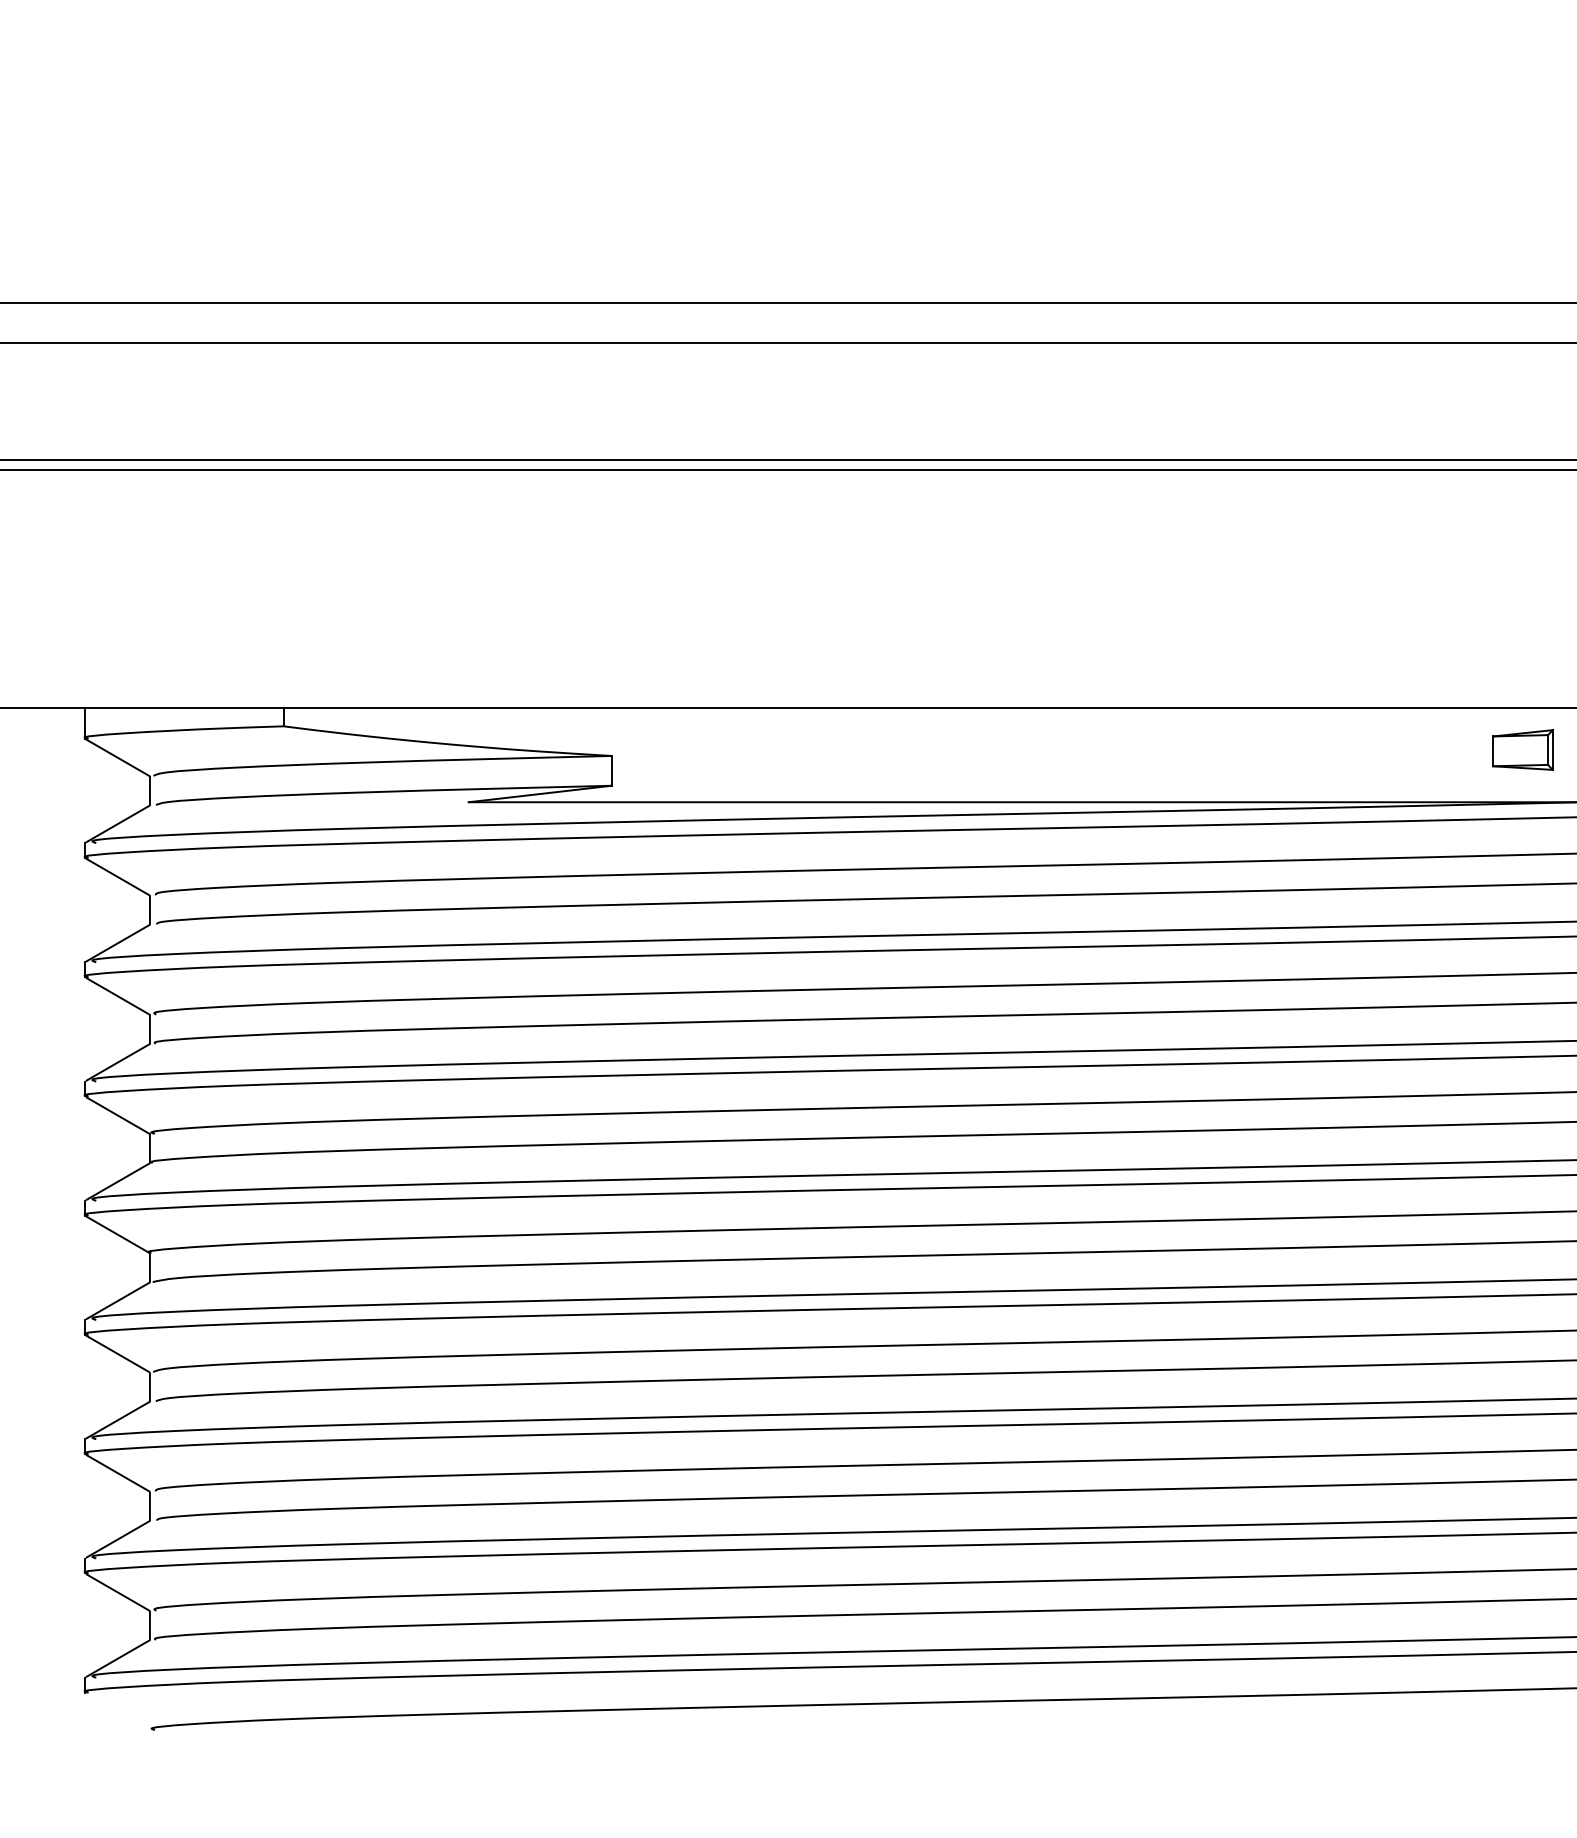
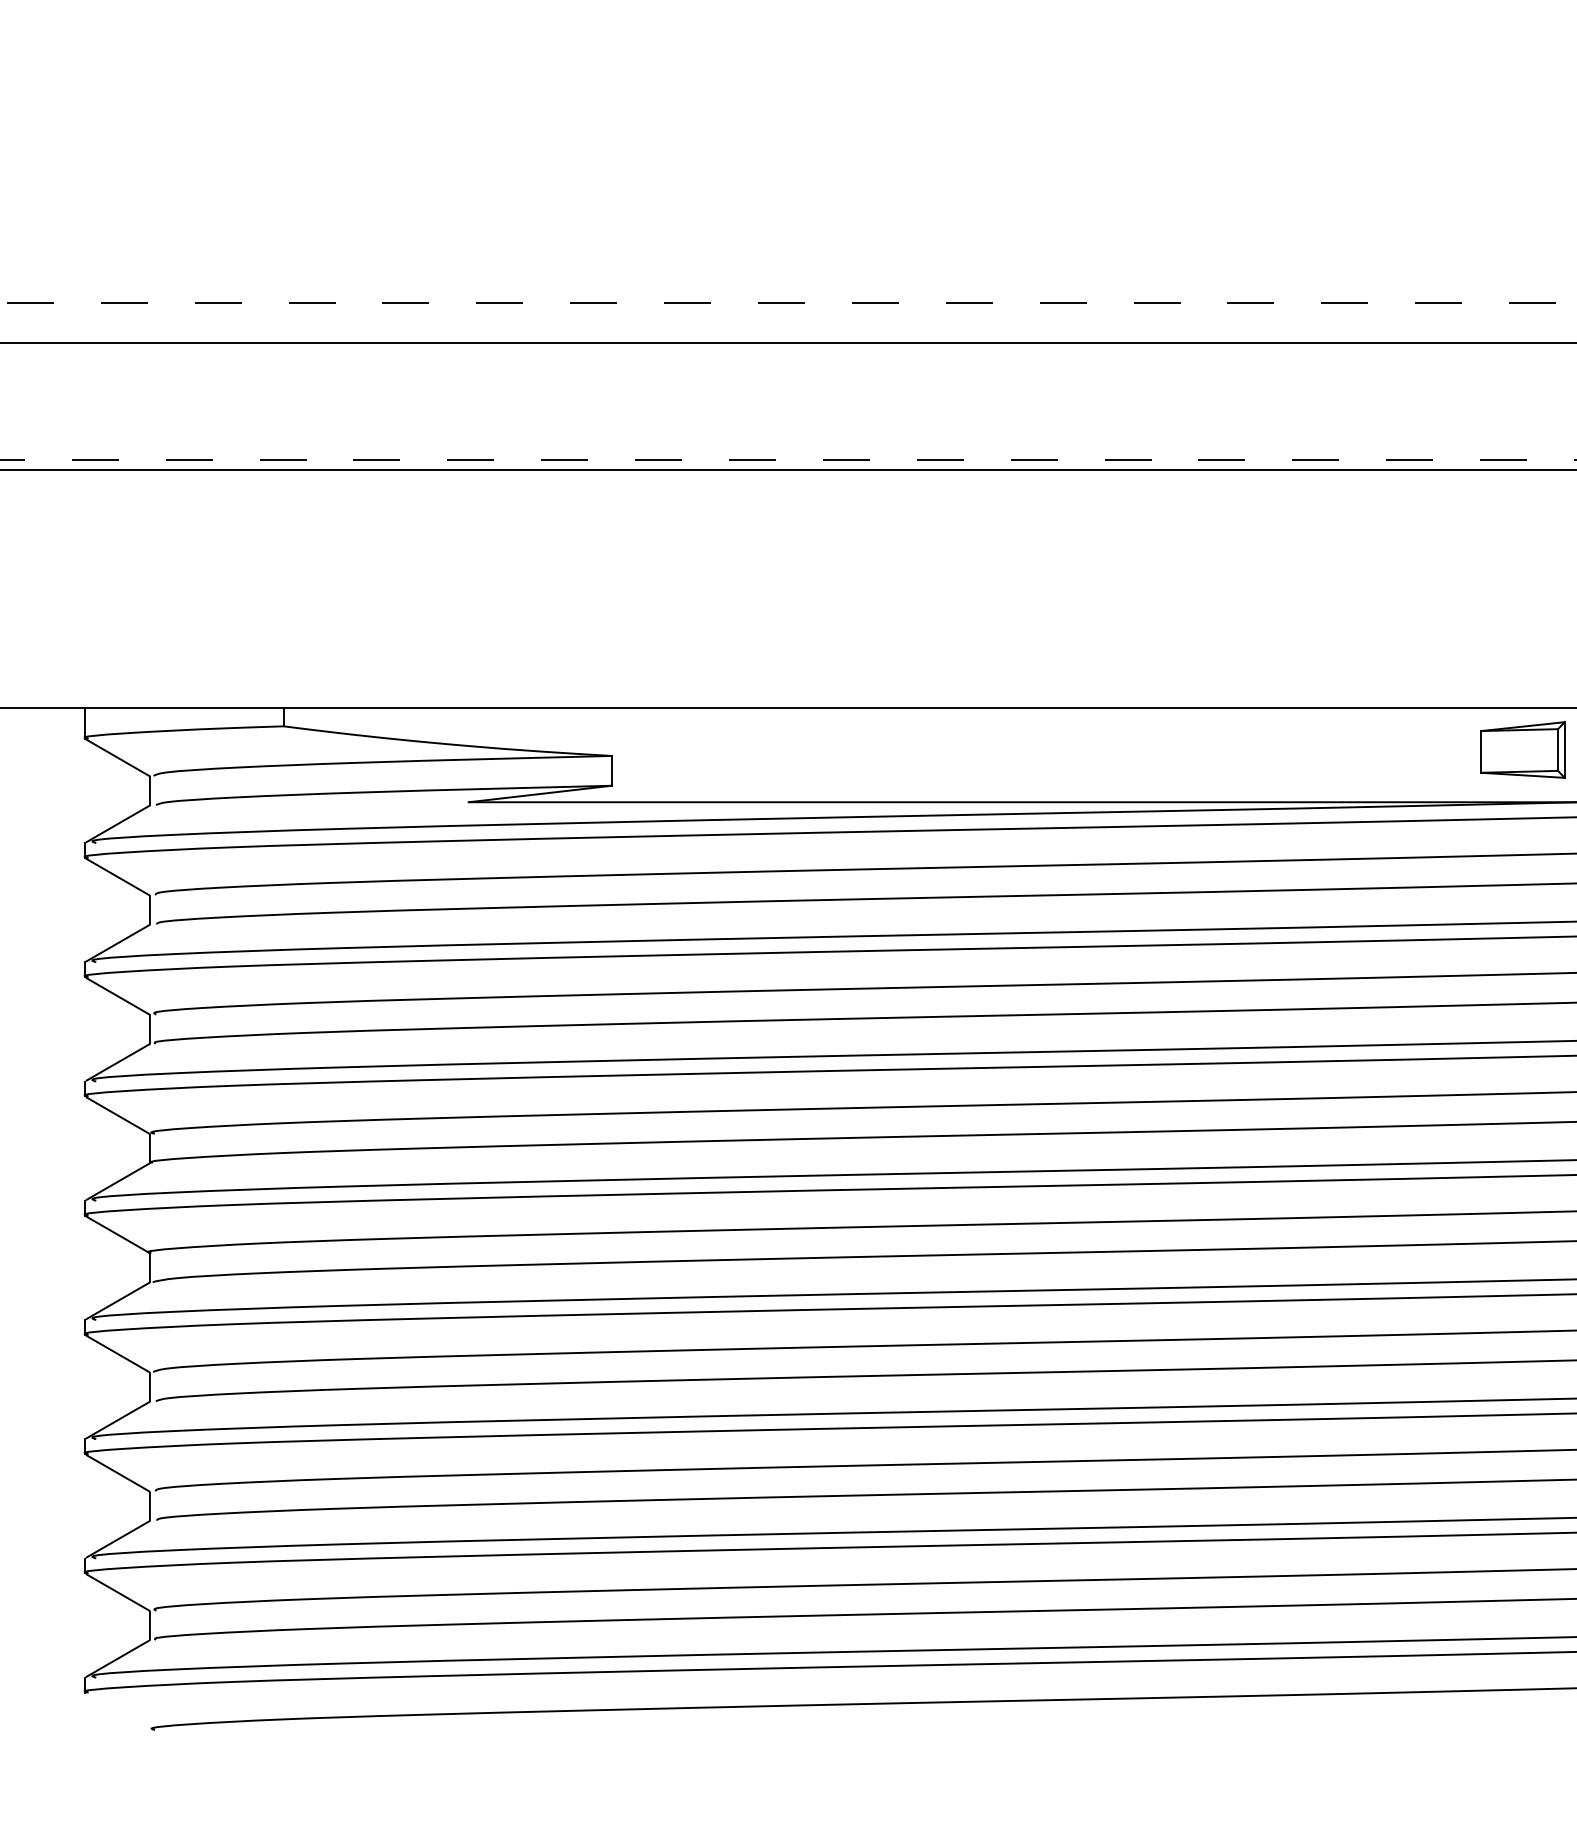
line: solid -> dashed (789, 303)
line: solid -> dashed (788, 459)
part size: 62x42 px -> 86x58 px (1522, 749)
